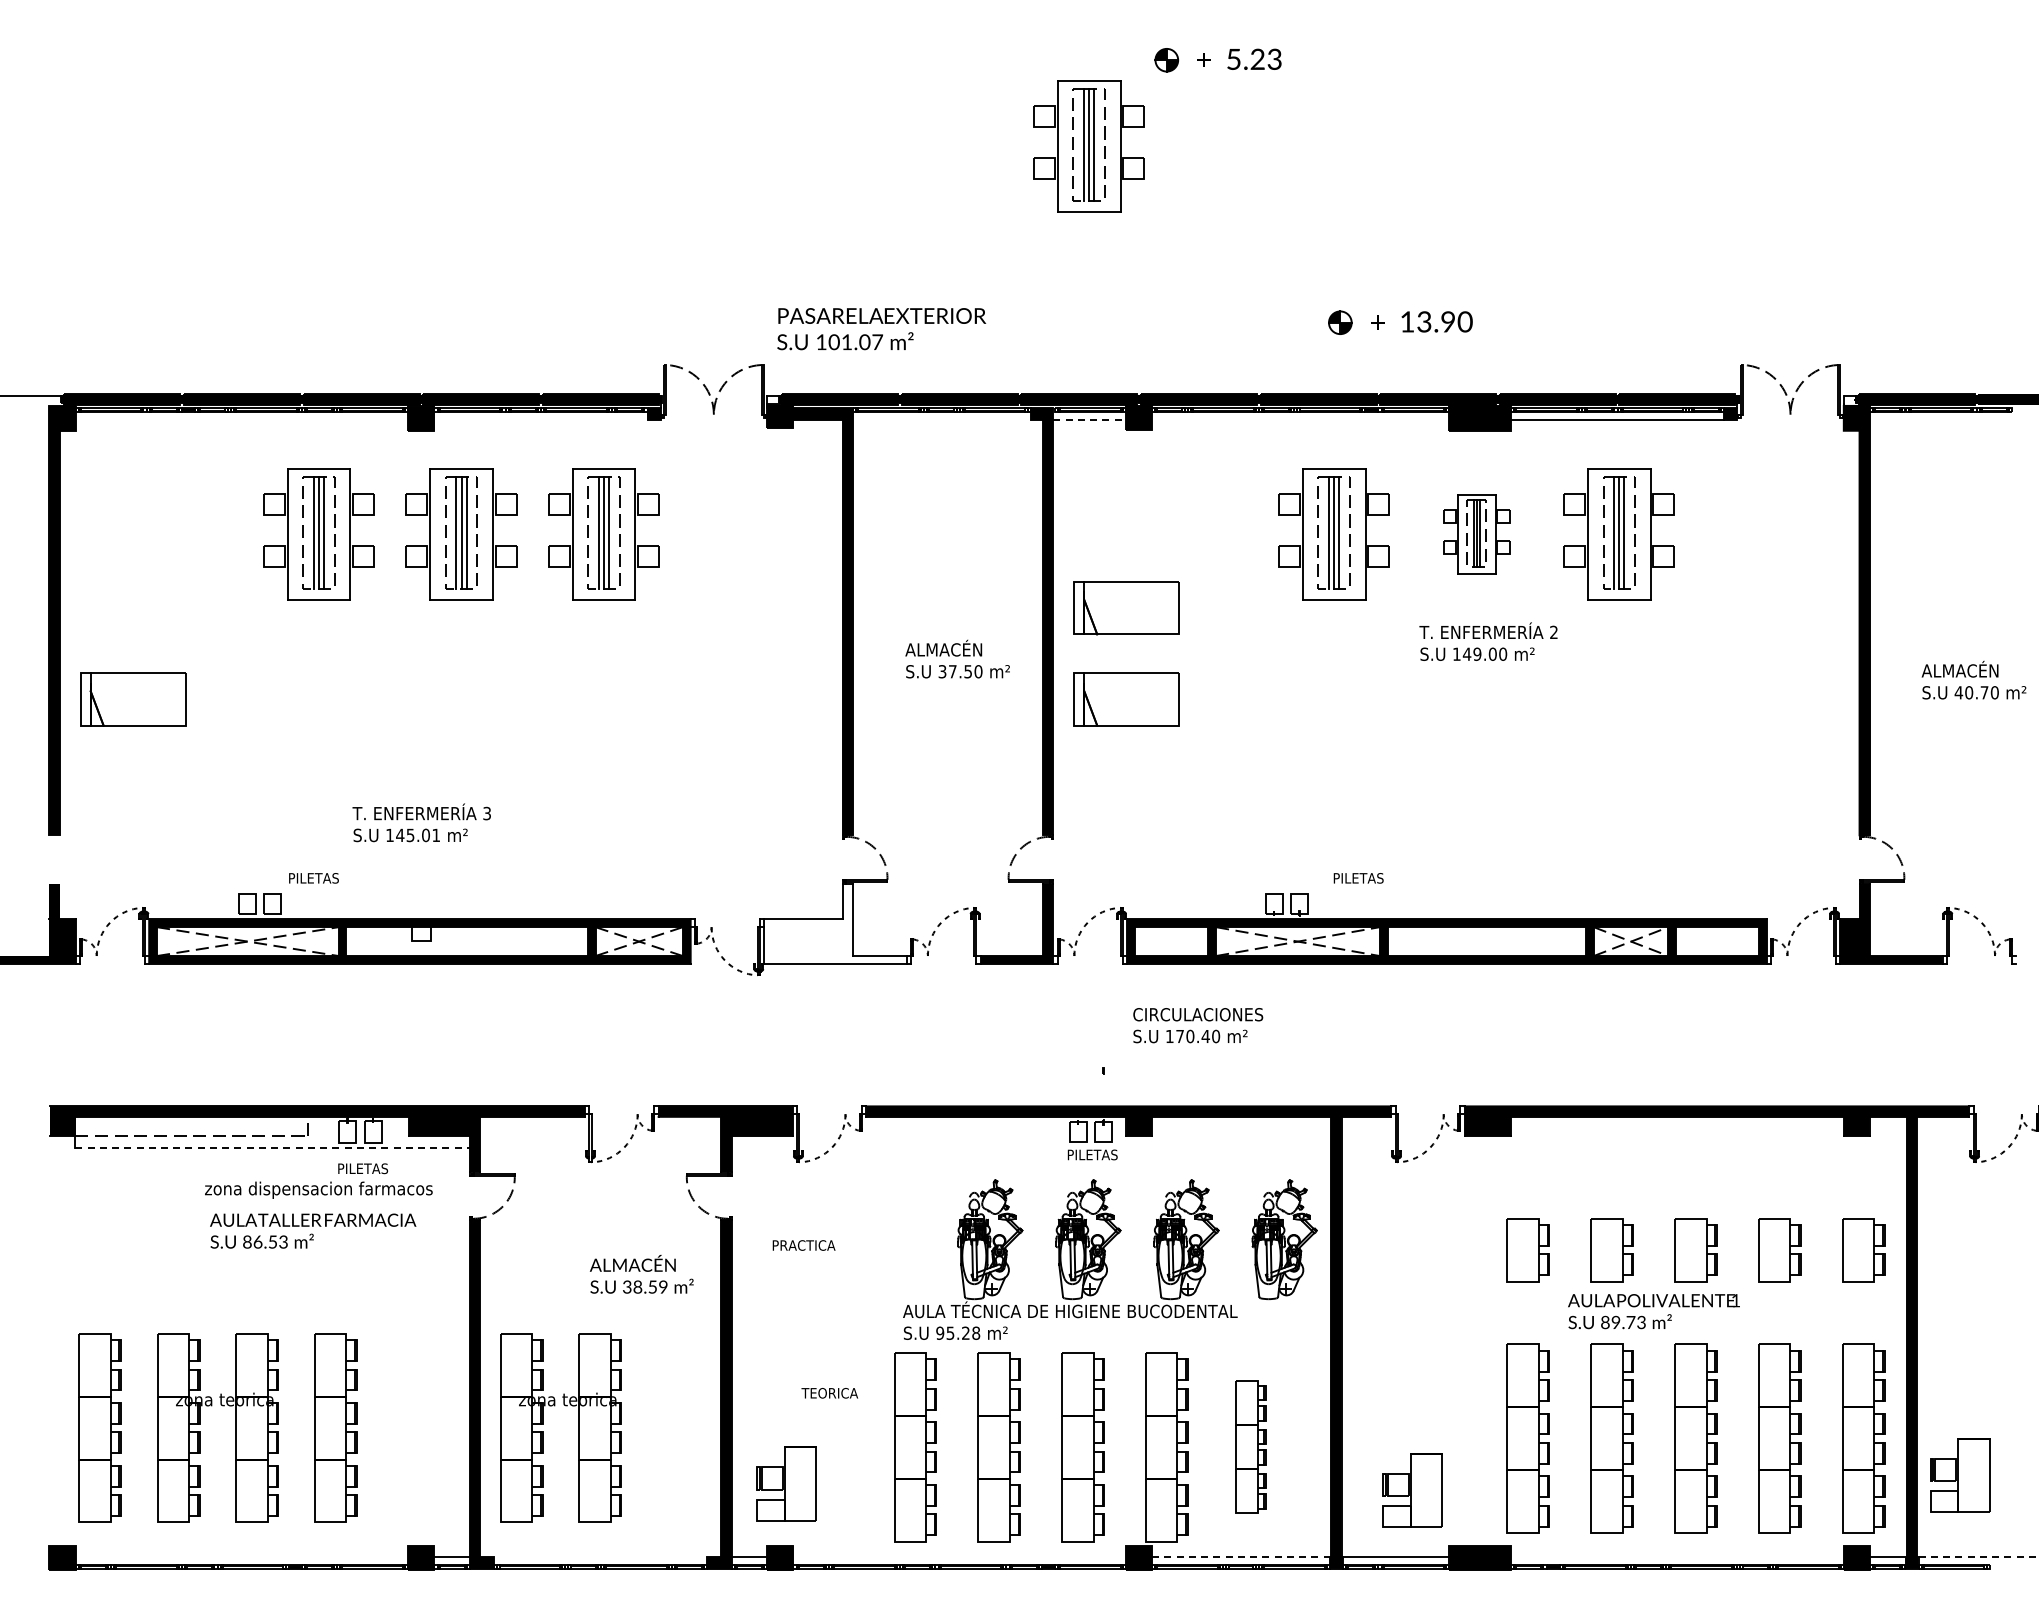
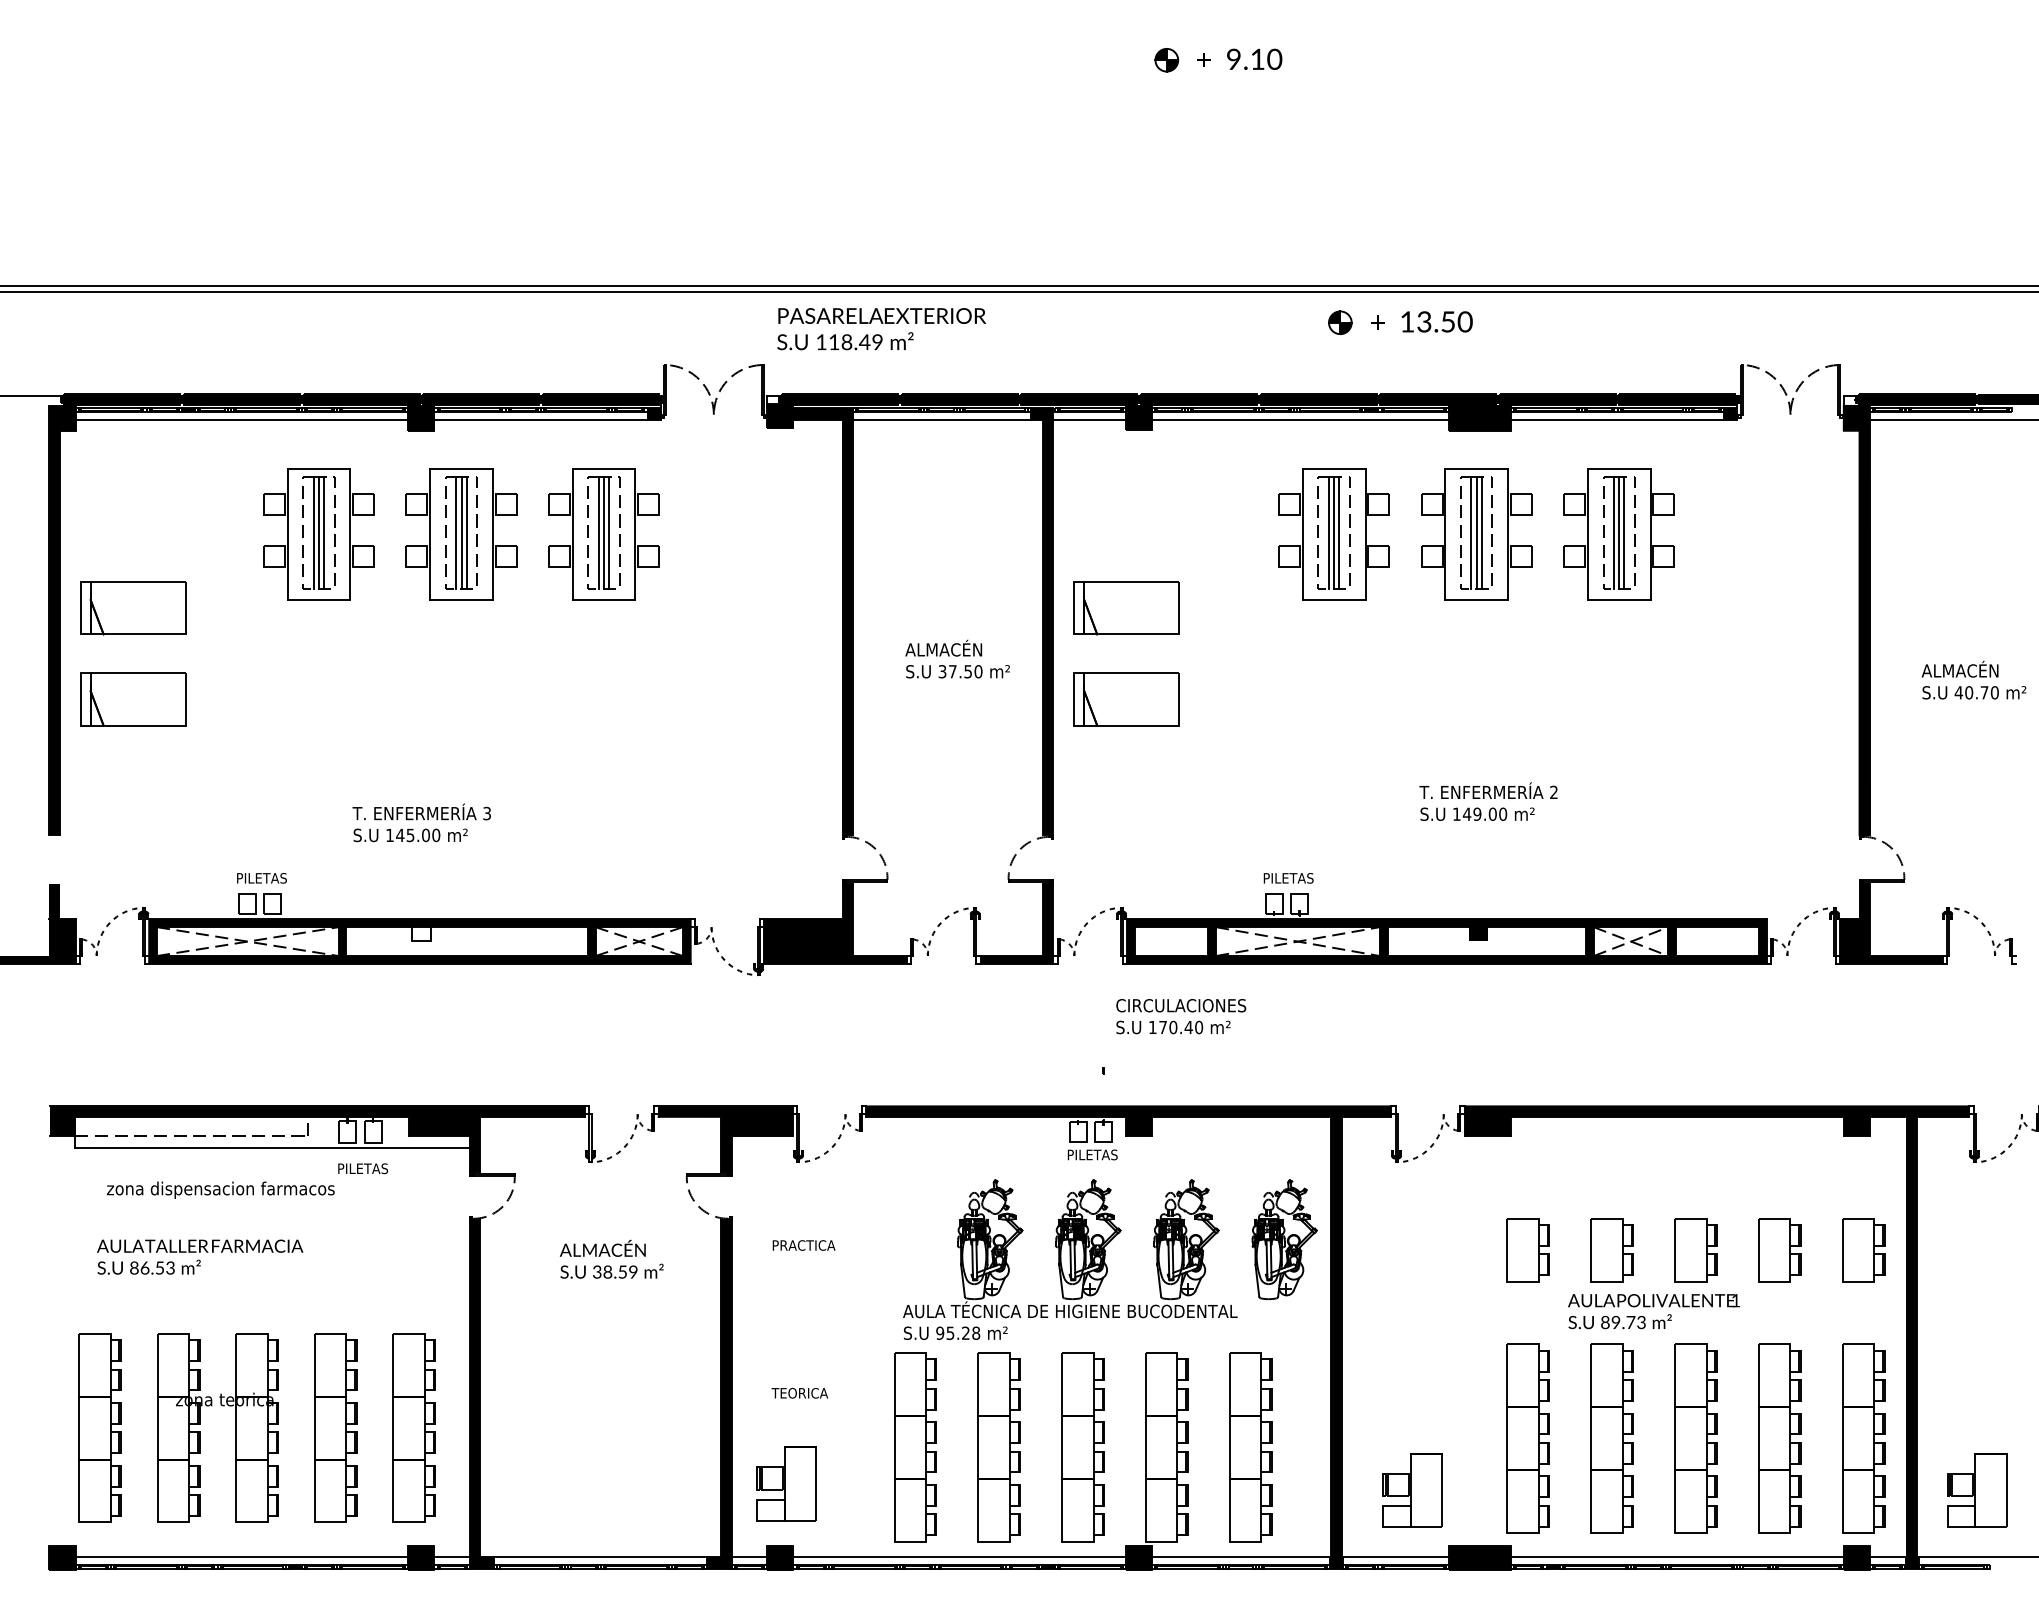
text: 5.23 -> 9.10 (1254, 58)
part: present -> none (1088, 146)
line: none -> present (1018, 286)
line: none -> present (1018, 291)
text: 13.90 -> 13.50 (1447, 321)
text: 101.07 -> 118.49 (855, 342)
line: none -> present (241, 420)
line: none -> present (540, 420)
line: none -> present (941, 420)
line: dashed -> solid (1090, 420)
line: none -> present (1300, 420)
line: none -> present (1952, 420)
part size: 68x81 px -> 112x133 px (1476, 534)
part: none -> present (133, 608)
text position: (1488, 641) -> (1488, 801) (1488, 801)
text: 145.01 -> 145.00 (436, 835)
text position: (313, 878) -> (261, 878) (261, 878)
text position: (1358, 878) -> (1288, 878) (1288, 878)
fill: none -> present (835, 923)
fill: none -> present (1478, 932)
text position: (1198, 1025) -> (1181, 1016) (1181, 1016)
line: dashed -> solid (273, 1148)
text position: (318, 1189) -> (220, 1189) (220, 1189)
text position: (313, 1230) -> (200, 1256) (200, 1256)
text position: (641, 1274) -> (611, 1259) (611, 1259)
text position: (829, 1393) -> (799, 1393) (799, 1393)
part: present -> none (543, 1424)
part: none -> present (413, 1427)
part size: 32x134 px -> 44x191 px (1250, 1447)
part position: (1960, 1475) -> (1977, 1490) (1977, 1490)
line: none -> present (241, 1556)
line: none -> present (600, 1556)
line: none -> present (959, 1556)
line: dashed -> solid (1241, 1556)
line: none -> present (1677, 1556)
line: dashed -> solid (1978, 1556)
